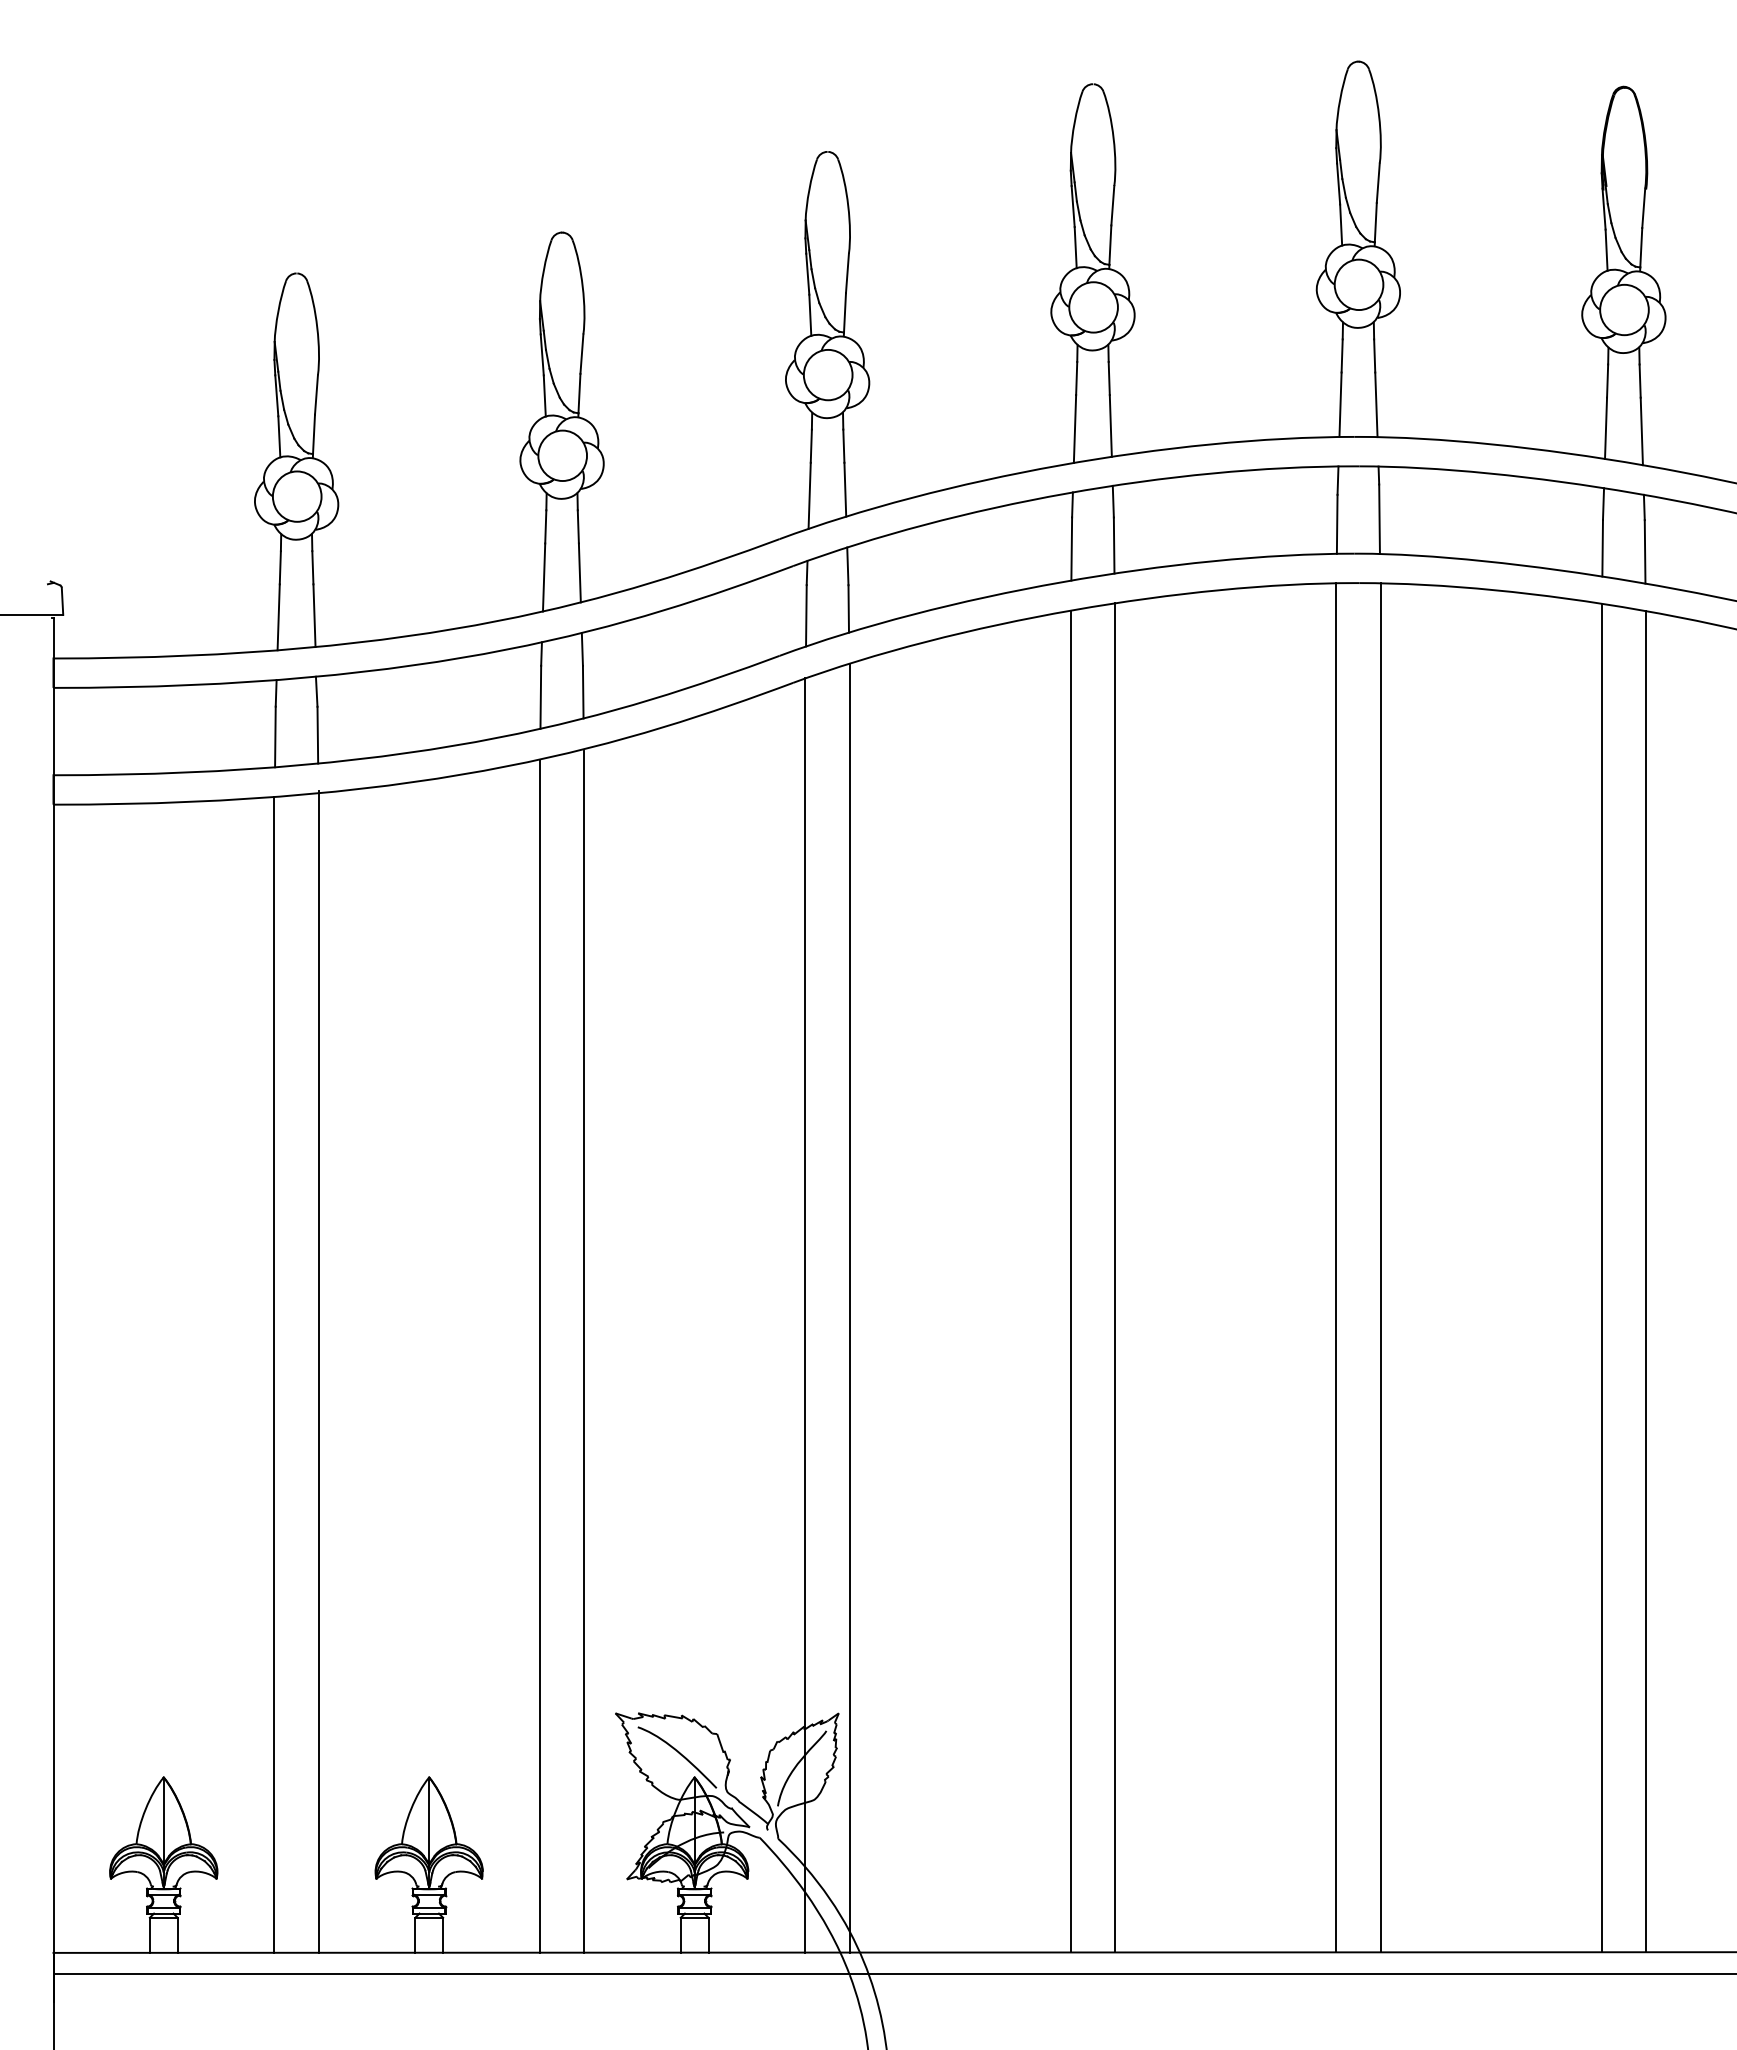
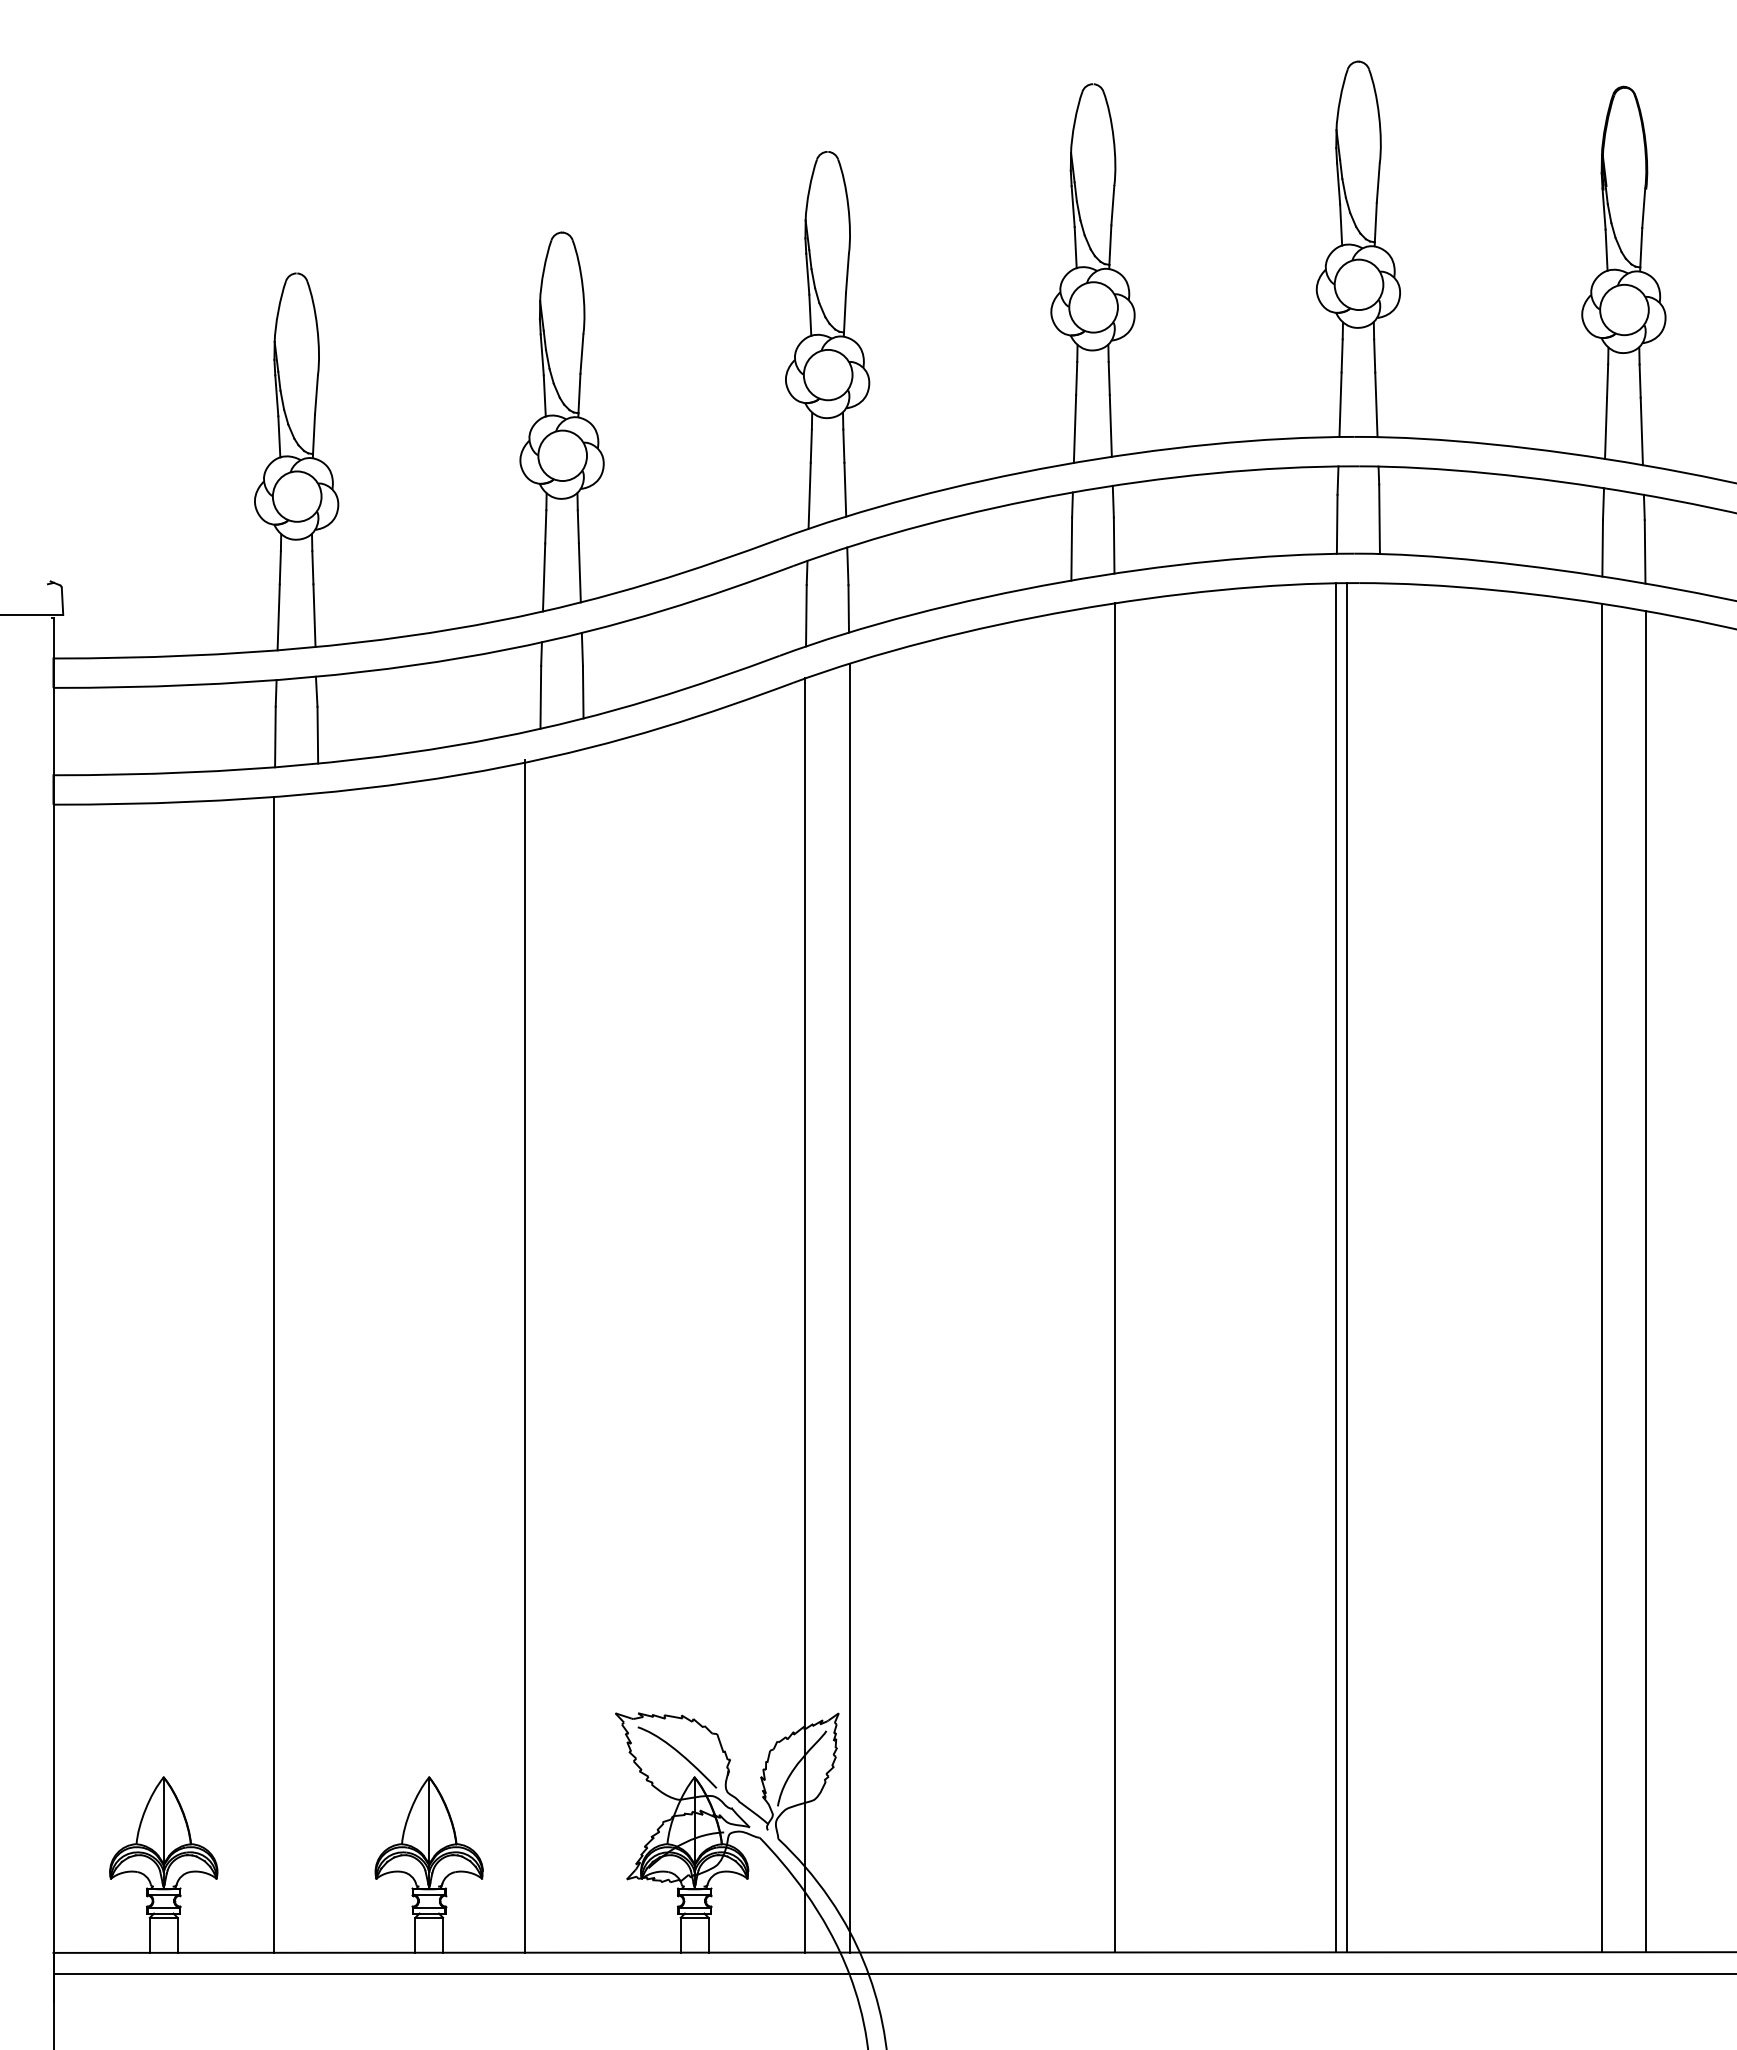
line position: (1380, 1267) -> (1346, 1267) (1346, 1267)
line: present -> none (1070, 1281)
line: present -> none (584, 1351)
line position: (539, 1355) -> (524, 1355) (524, 1355)
line: present -> none (318, 1371)
